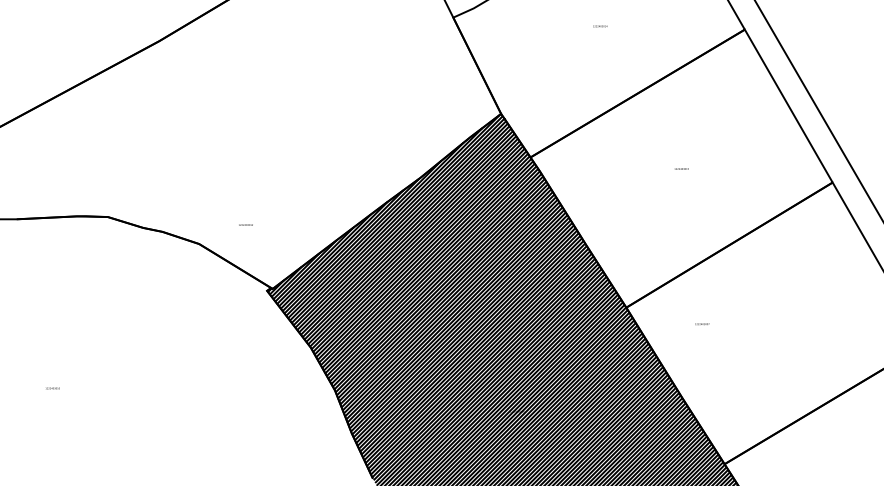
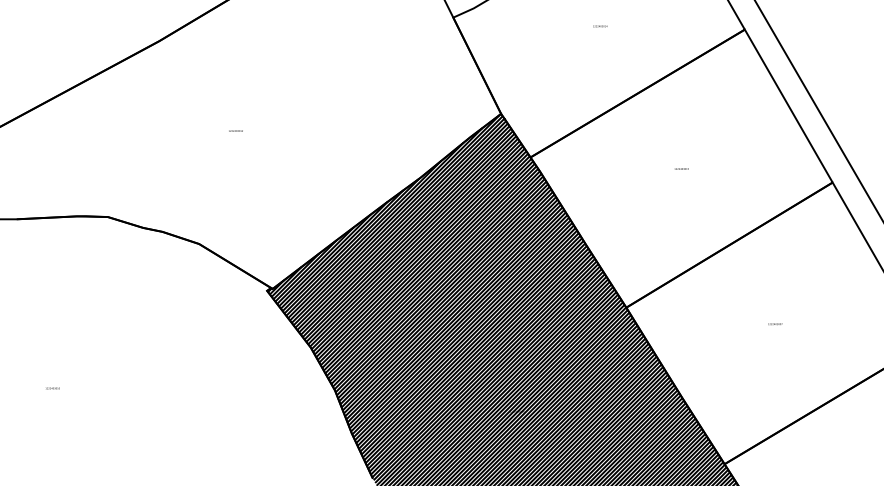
text position: (245, 224) -> (235, 130) (235, 130)
text position: (702, 324) -> (775, 324) (775, 324)
